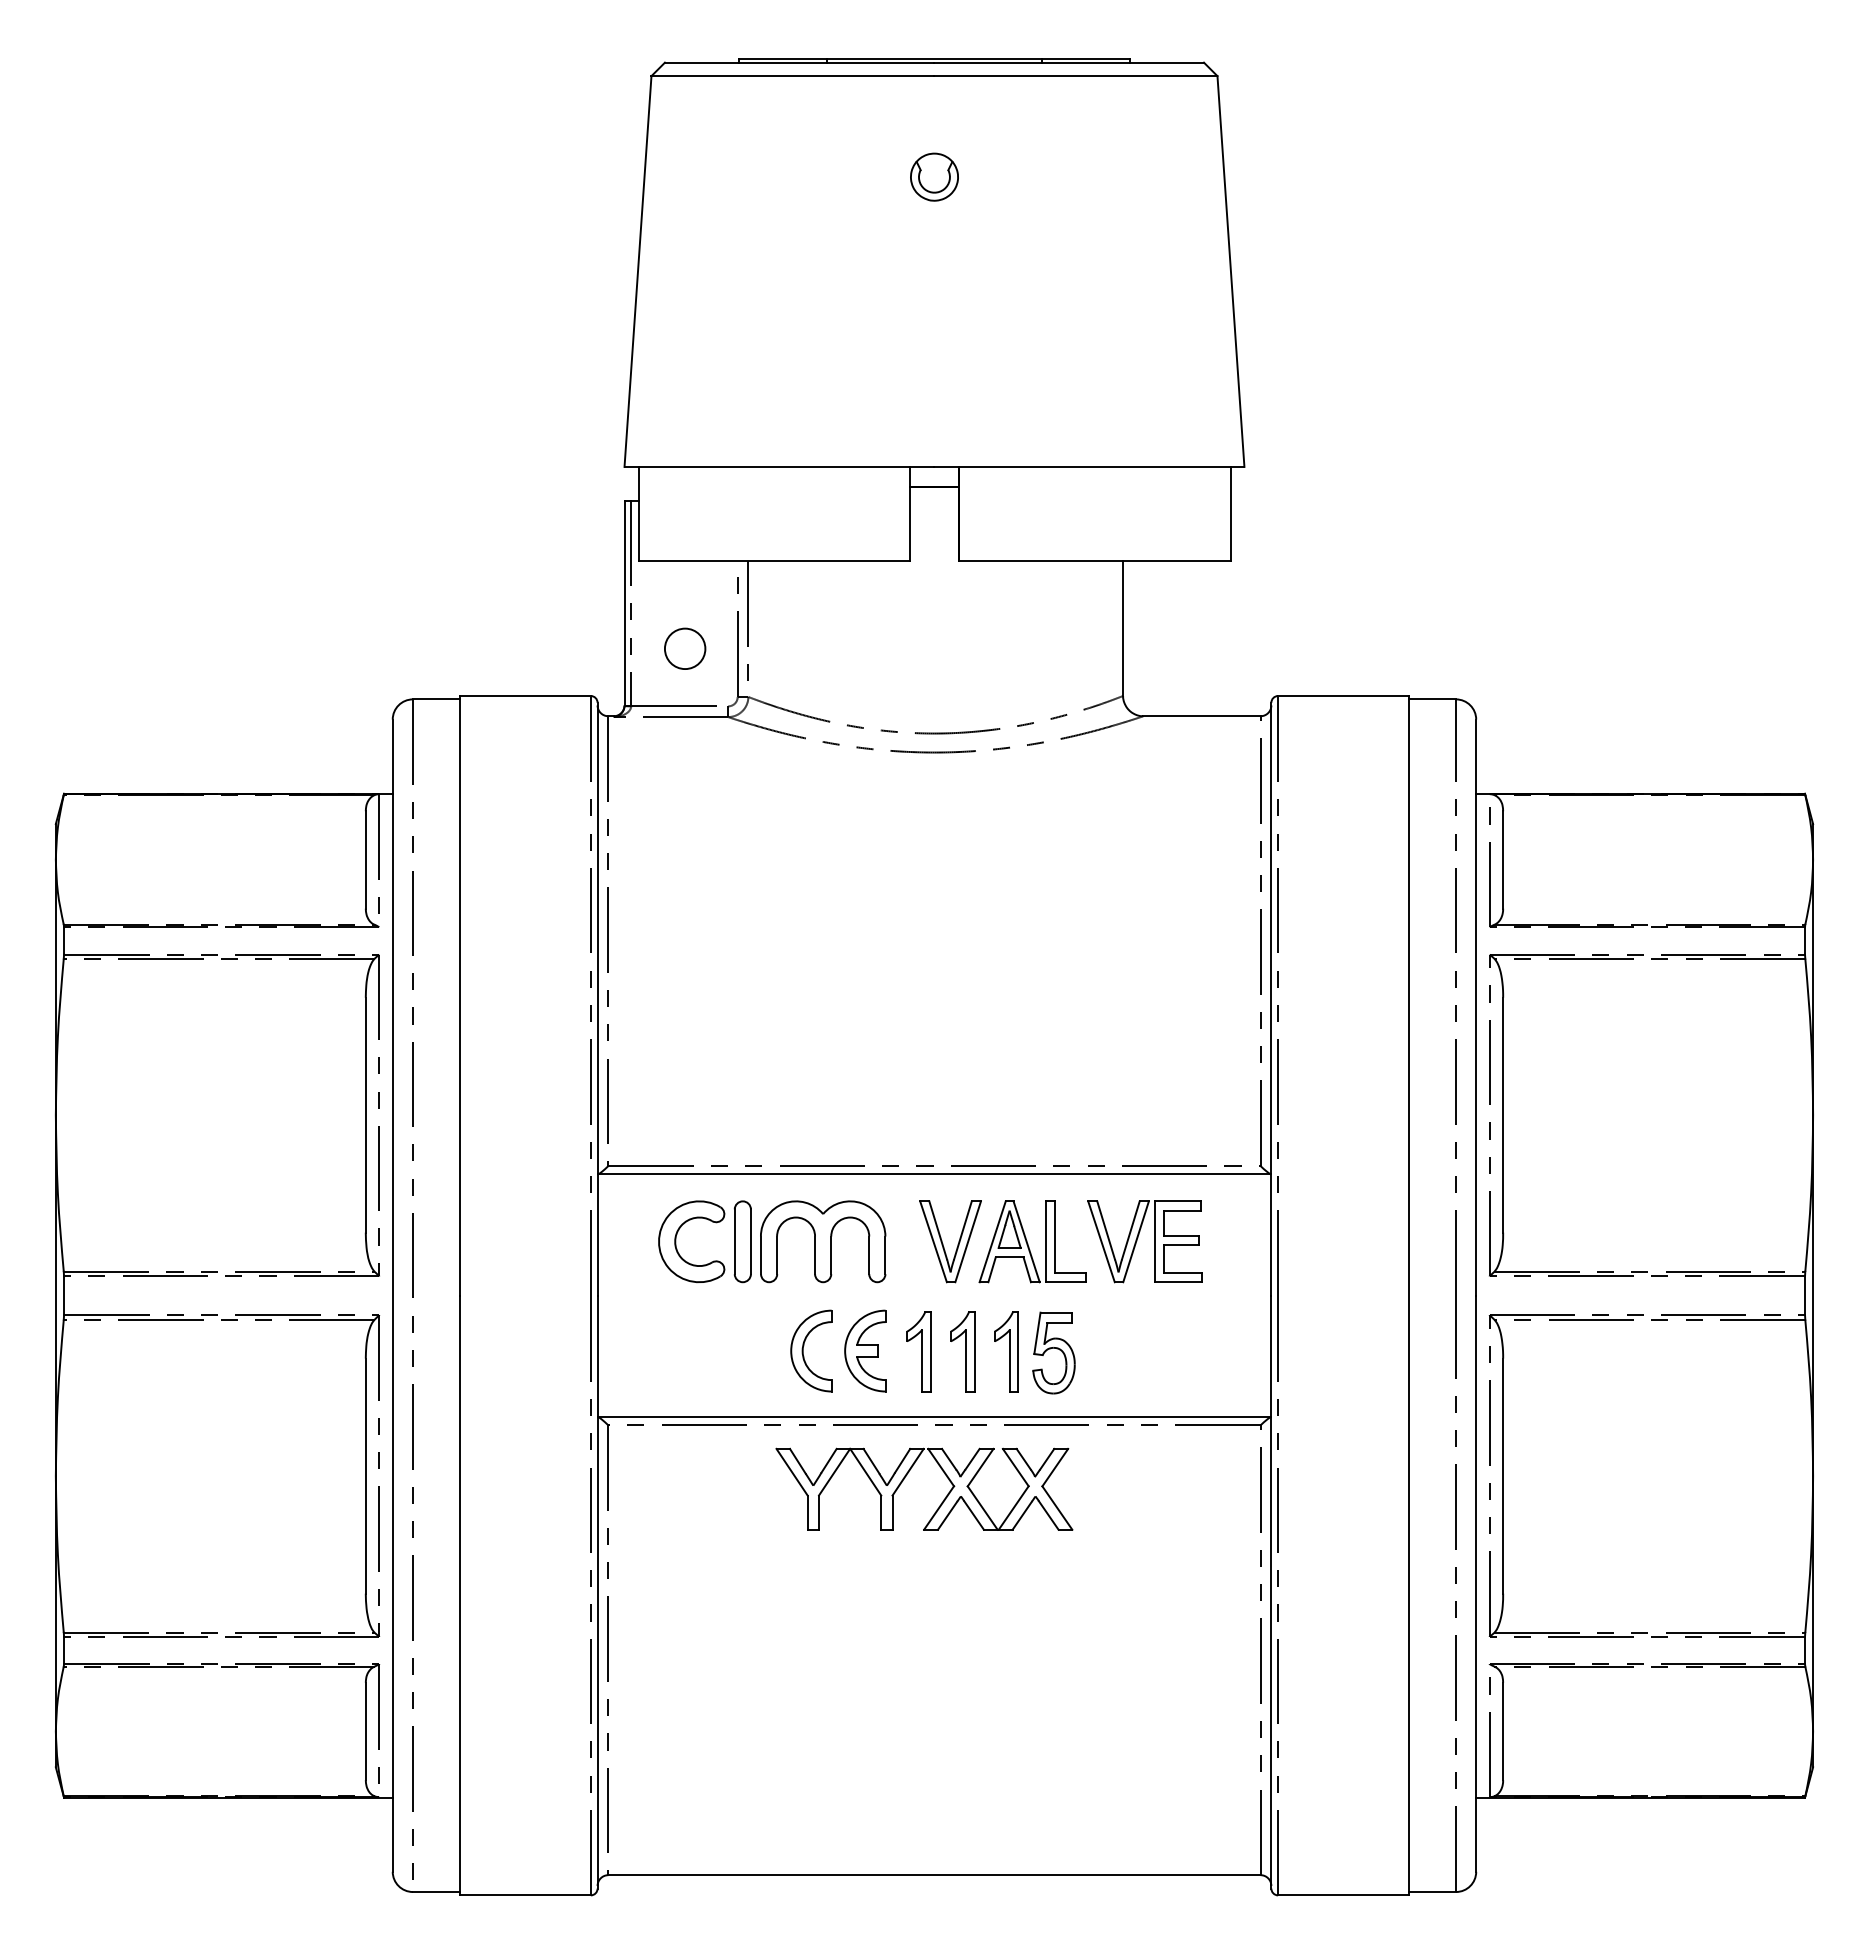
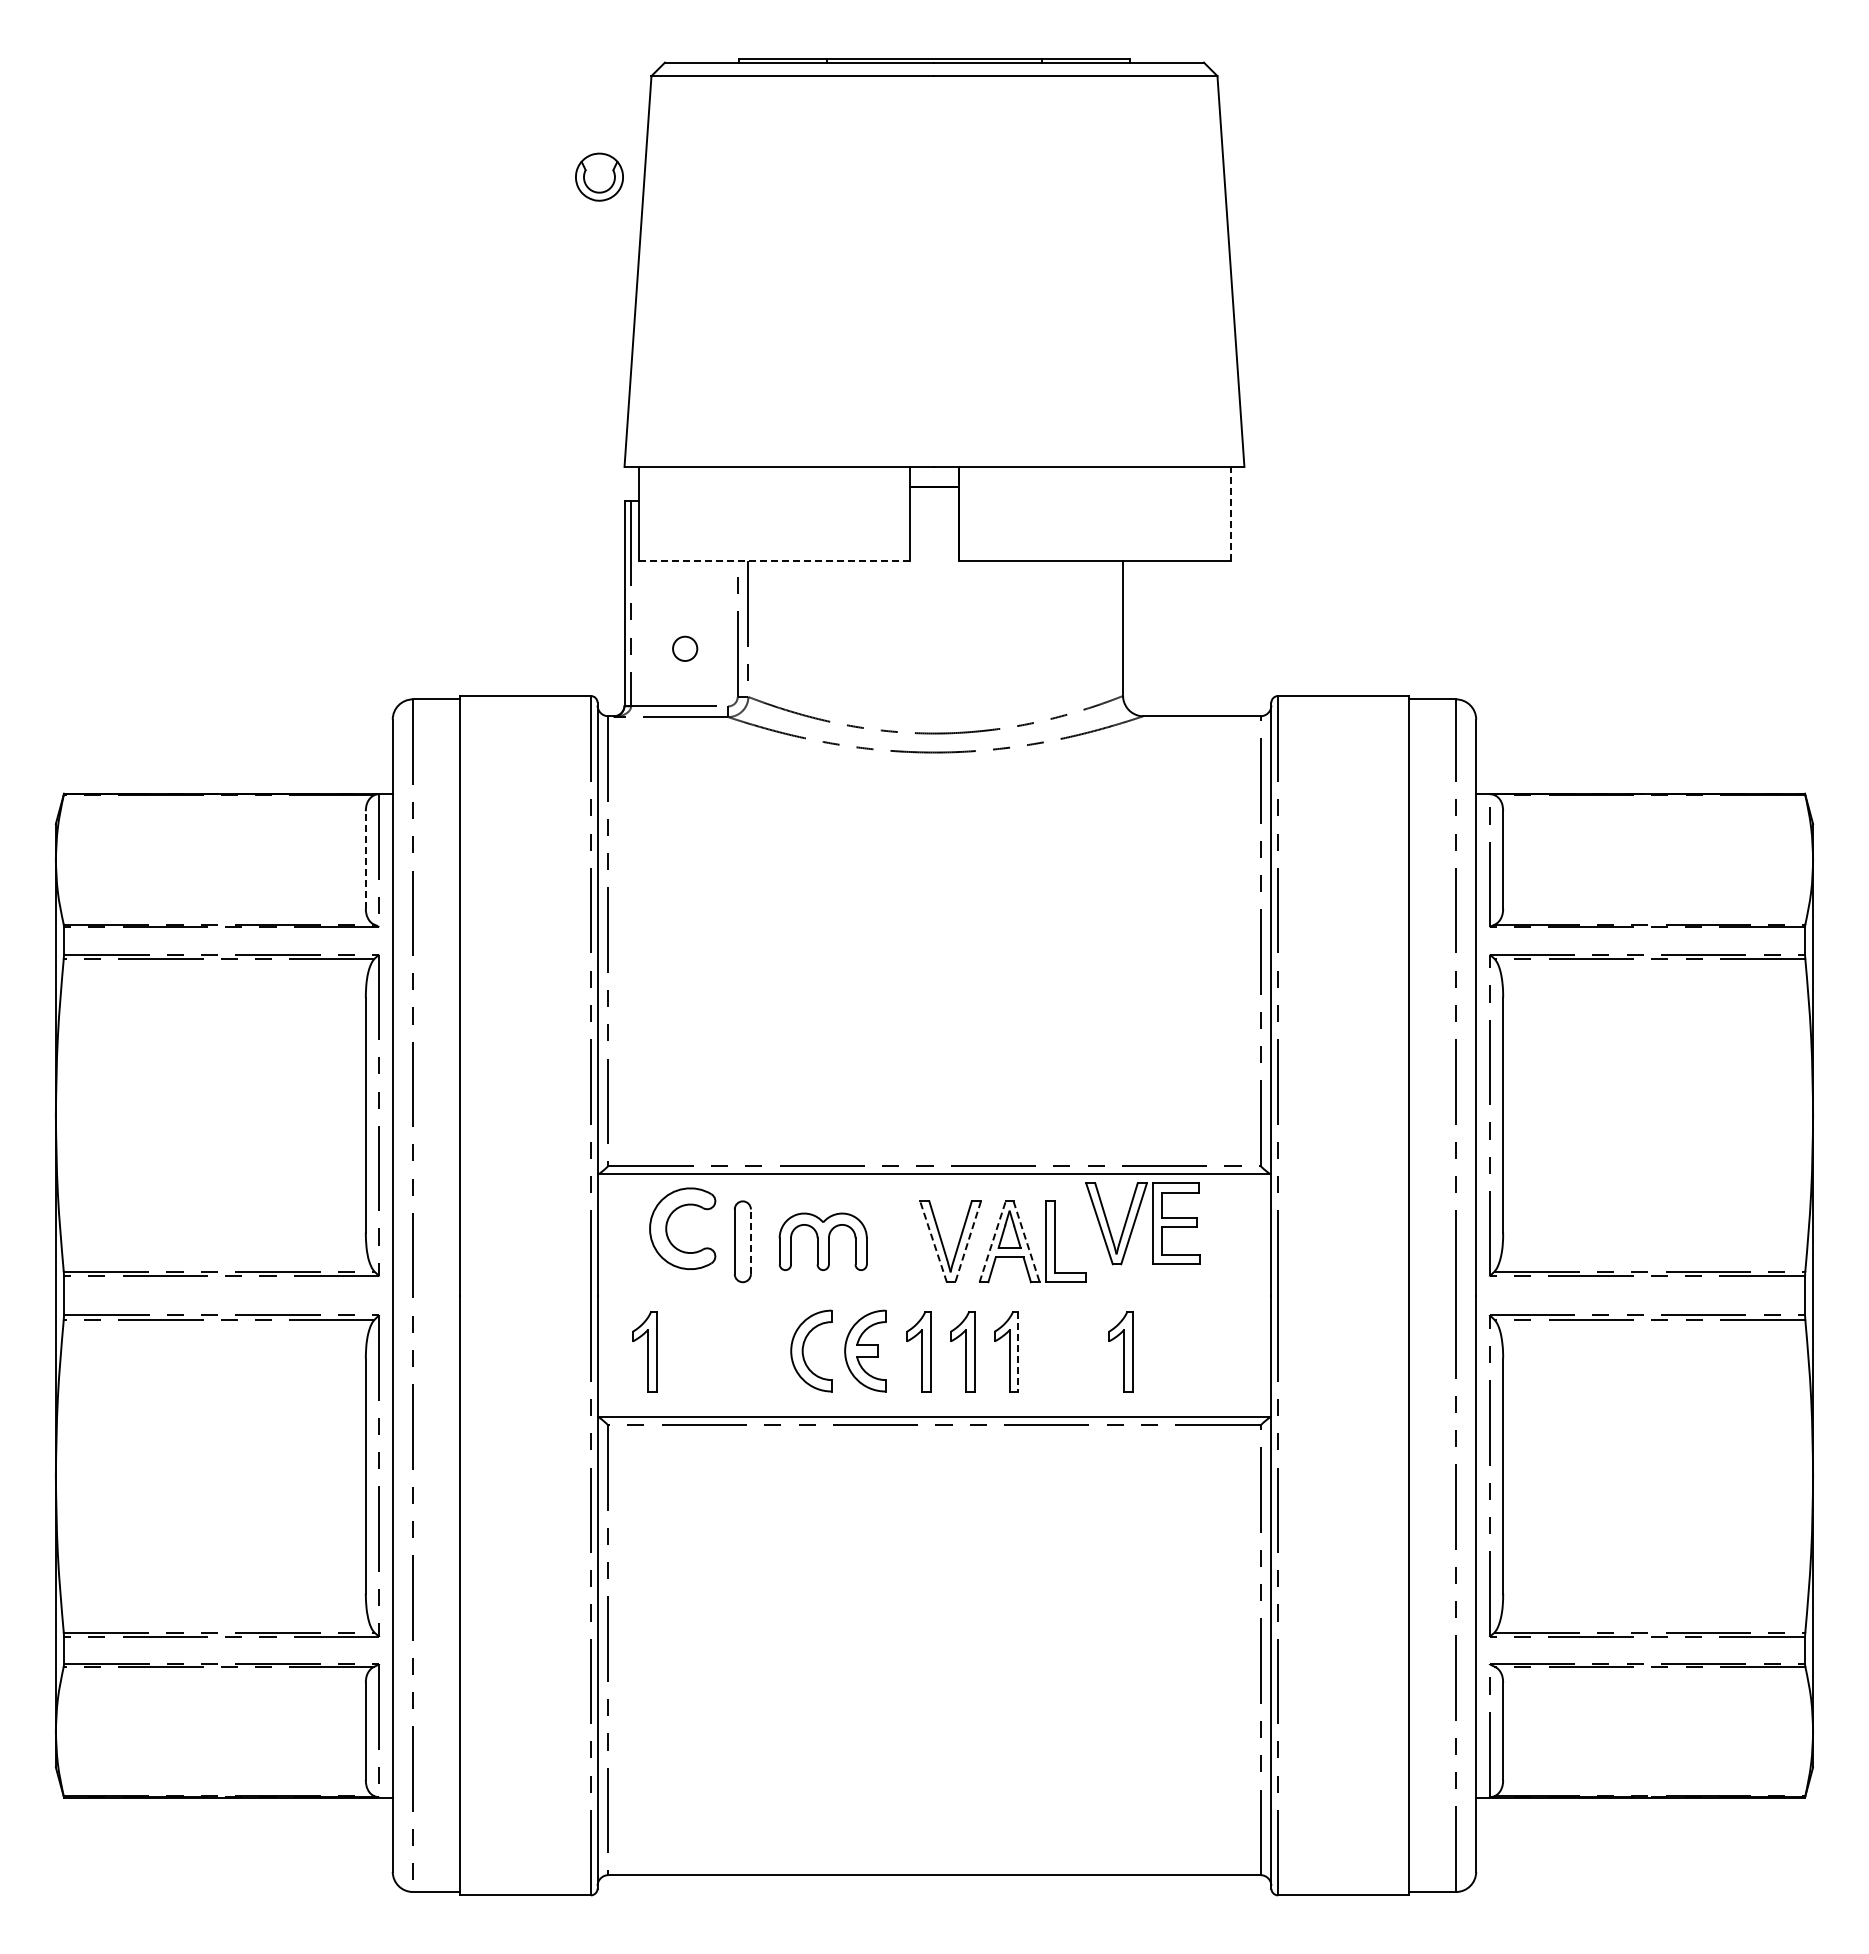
part position: (934, 176) -> (599, 176) (599, 176)
line: solid -> dashed (1230, 513)
line: solid -> dashed (774, 561)
circle diameter: 40 px -> 24 px (685, 648)
line: solid -> dashed (365, 859)
part position: (1138, 1238) -> (1136, 1220) (1136, 1220)
part position: (676, 1241) -> (667, 1228) (667, 1228)
line: solid -> dashed (750, 1241)
part size: 127x84 px -> 90x59 px (822, 1241)
line: solid -> dashed (933, 1241)
line: solid -> dashed (992, 1241)
line: solid -> dashed (968, 1242)
line: solid -> dashed (1026, 1242)
part: none -> present (644, 1351)
part: none -> present (1120, 1351)
line: solid -> dashed (1018, 1352)
part: present -> none (1053, 1352)
part: present -> none (907, 1475)
